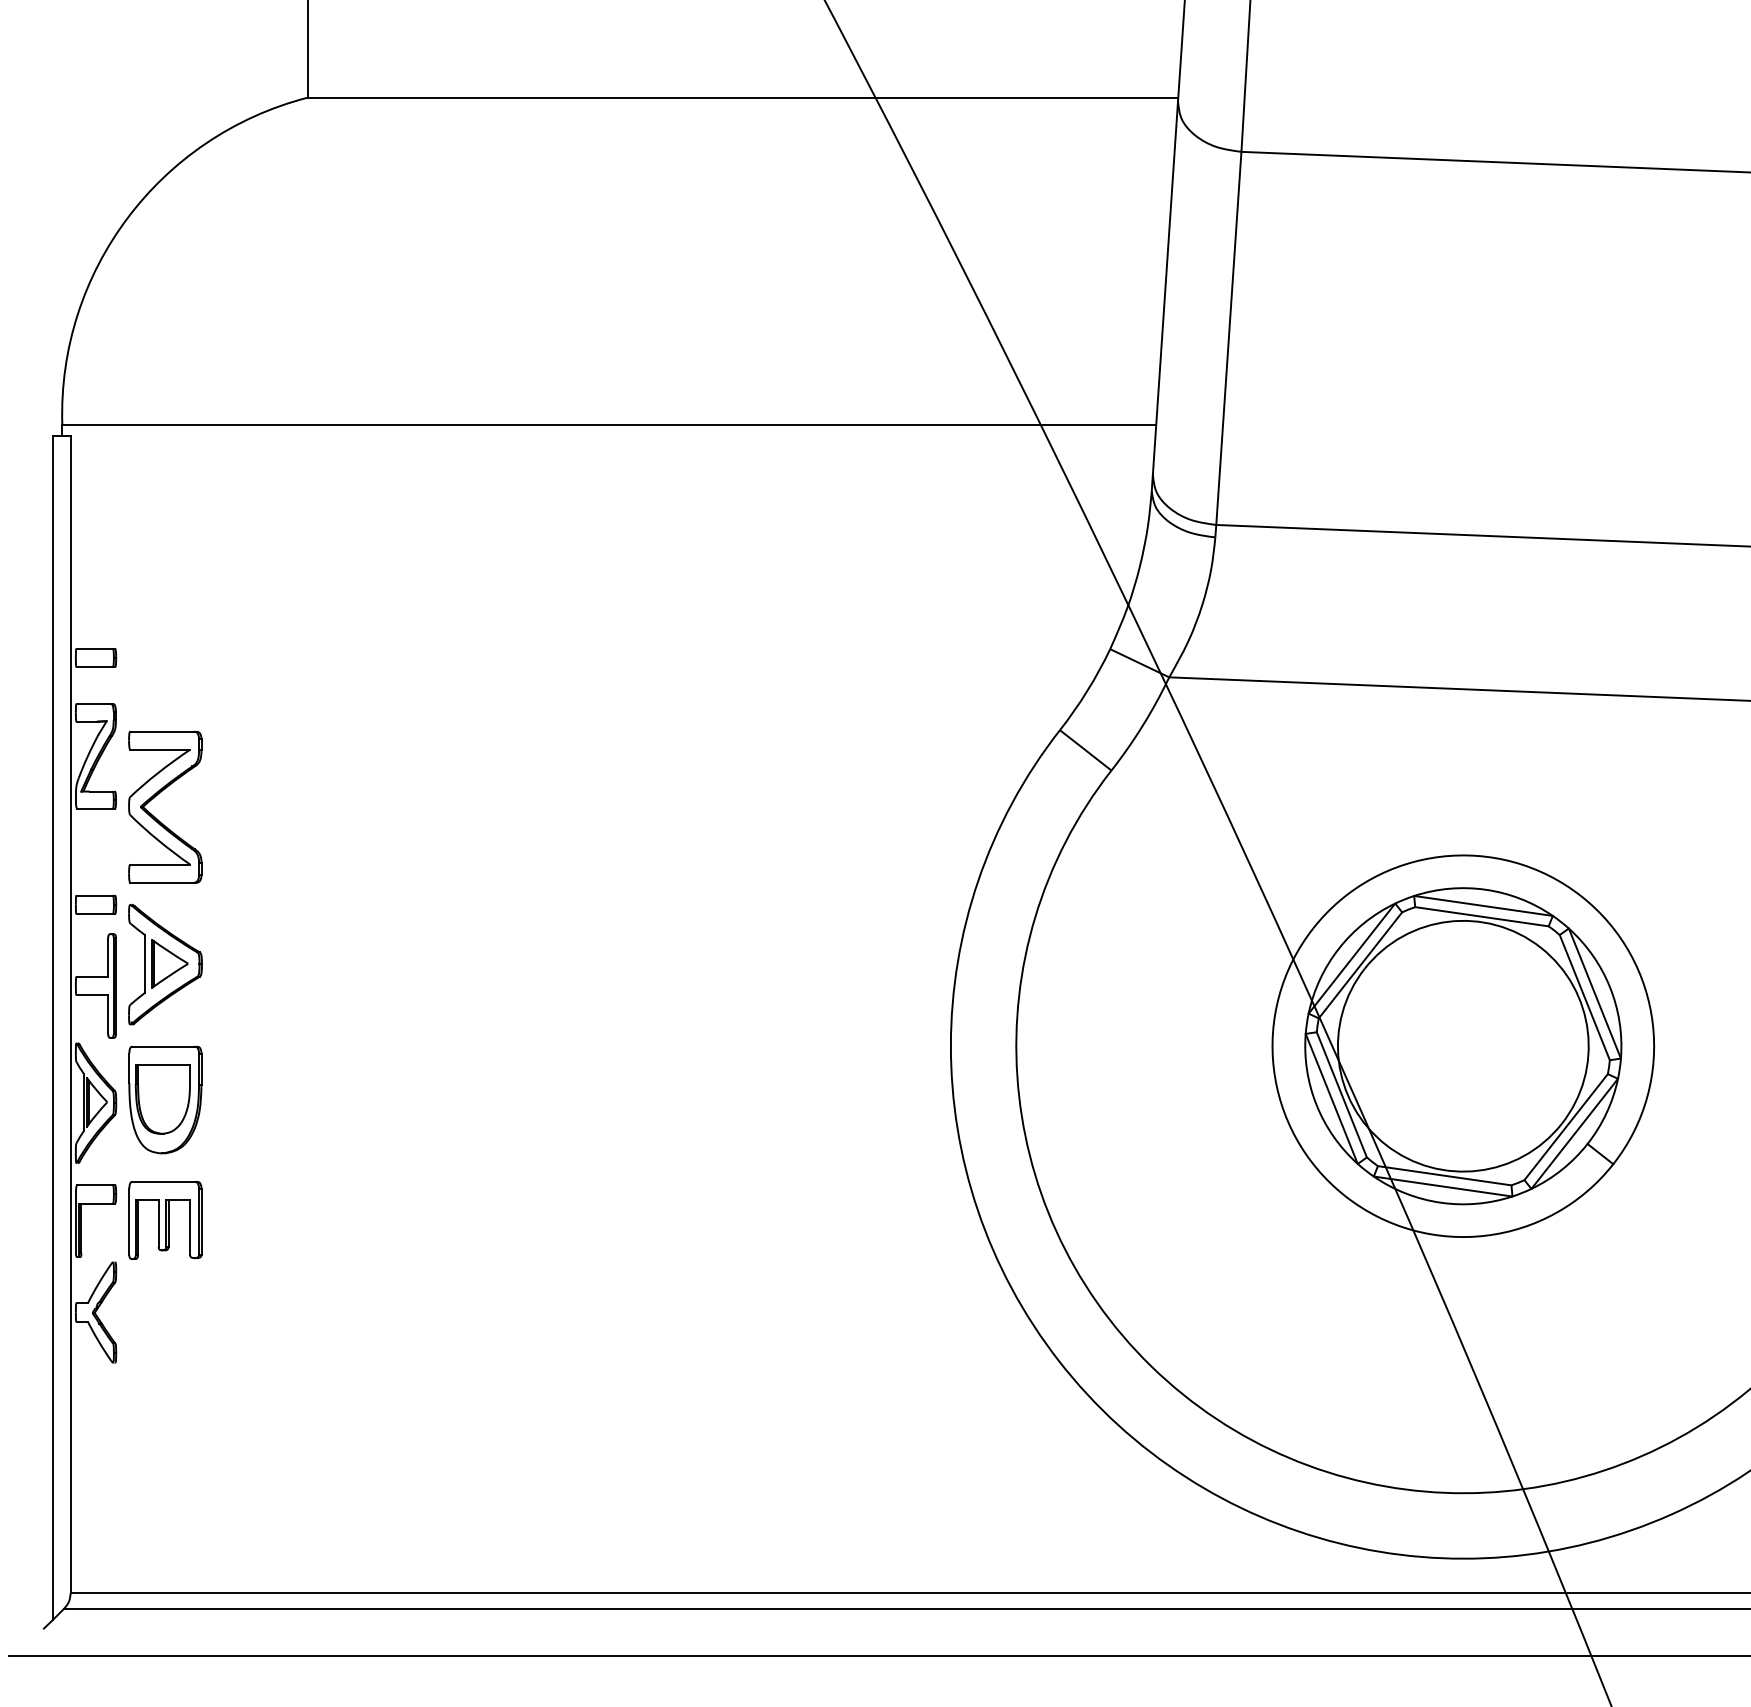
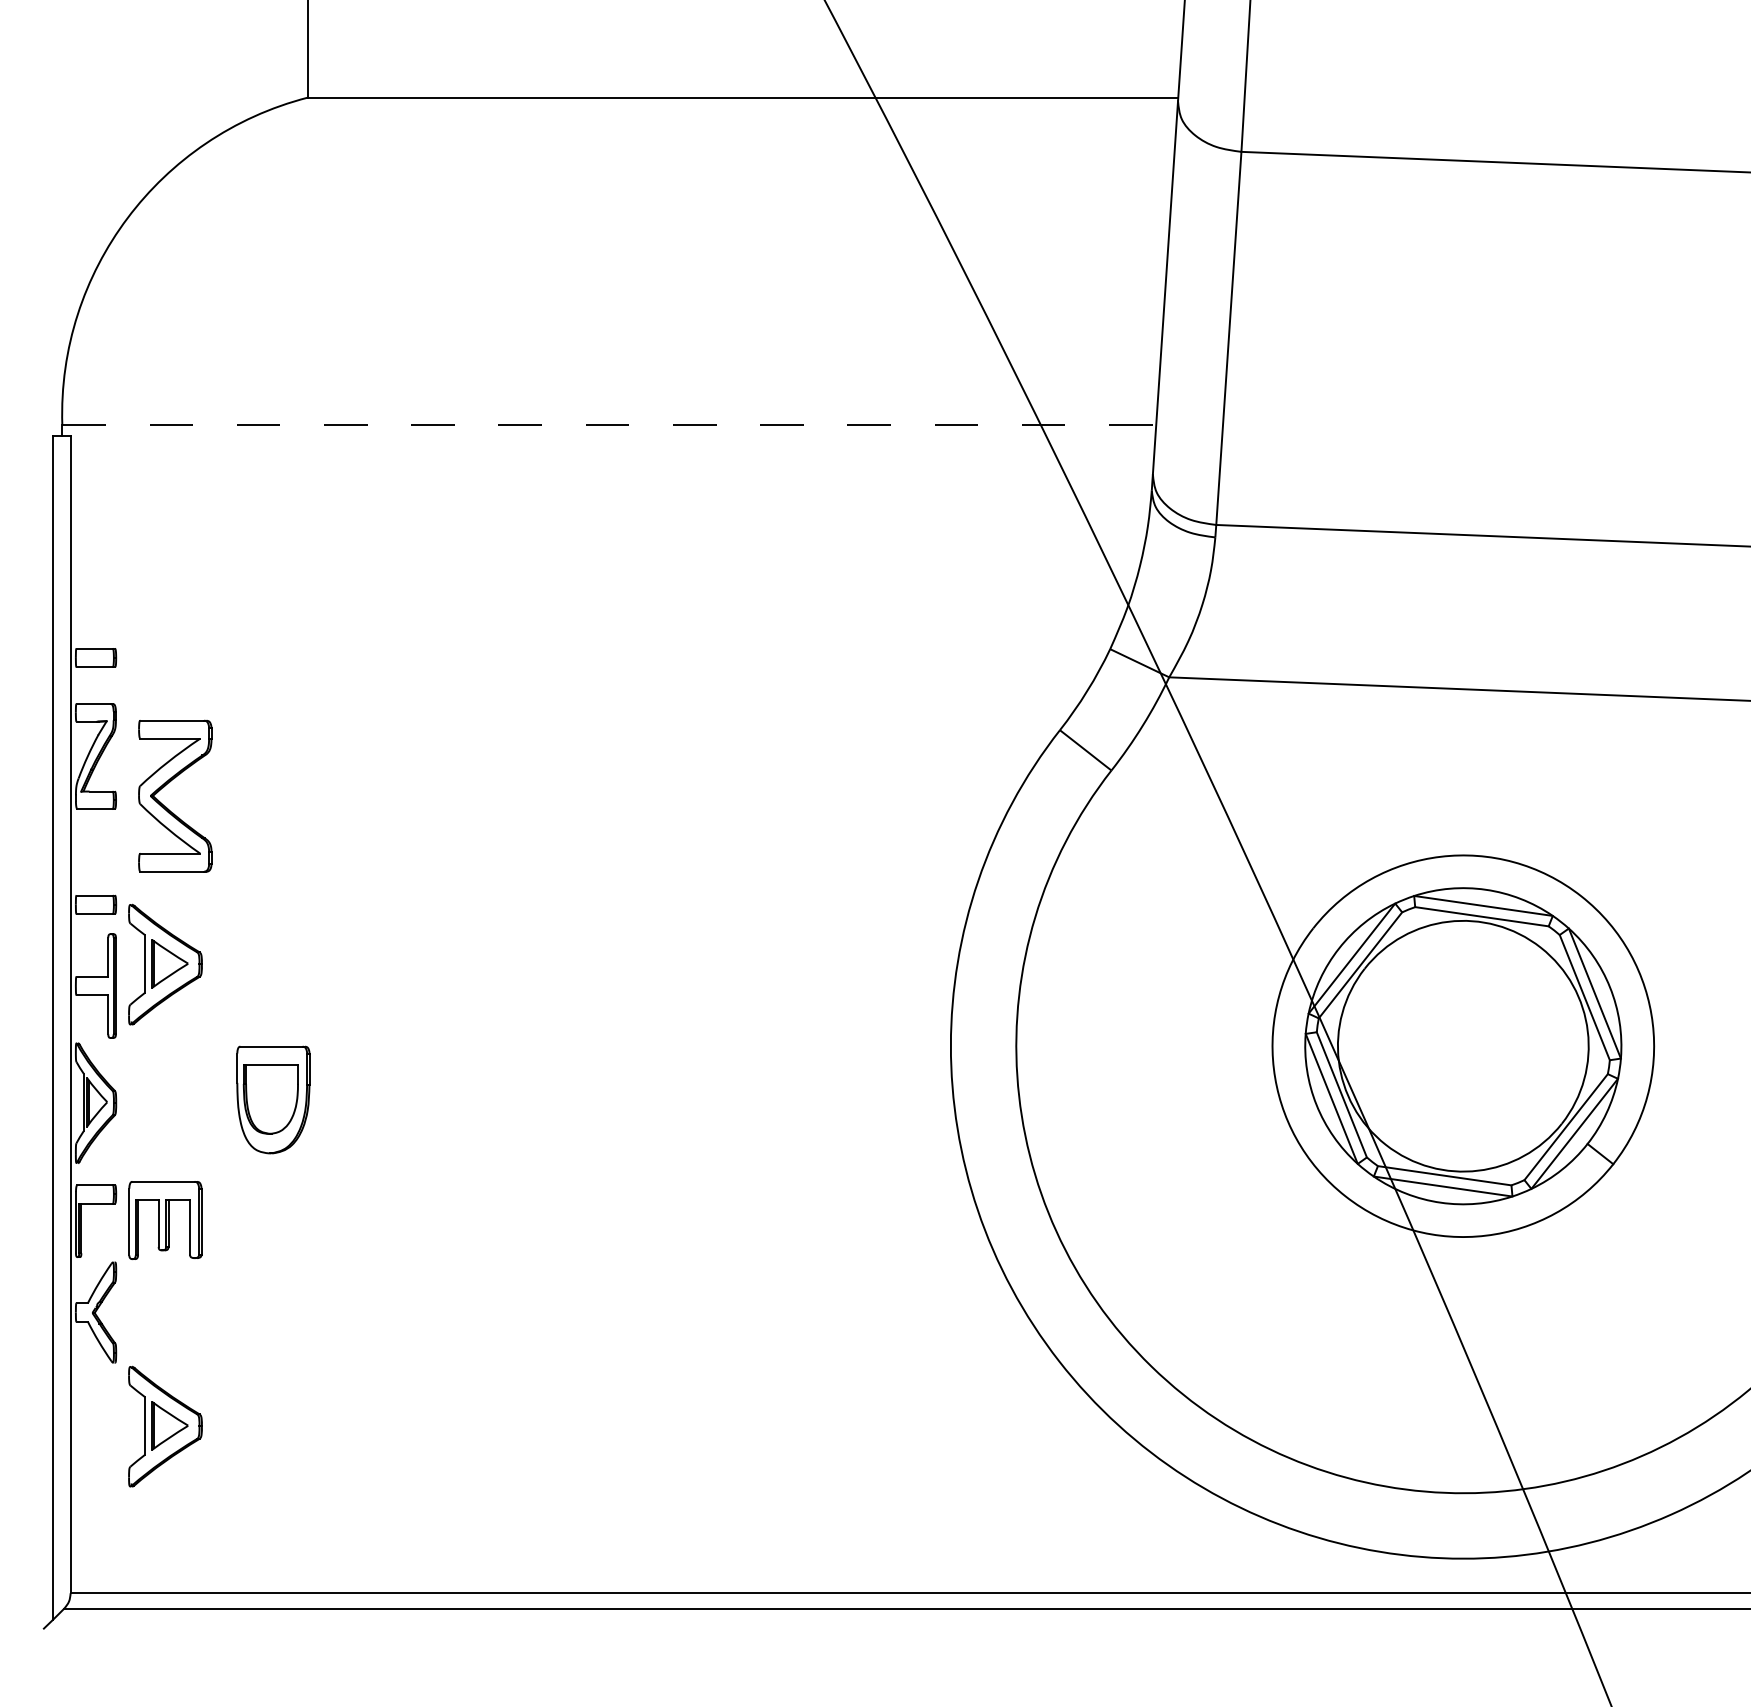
line: solid -> dashed (609, 424)
part position: (156, 796) -> (166, 785) (166, 785)
part position: (165, 1099) -> (273, 1099) (273, 1099)
part: none -> present (165, 1426)
line: present -> none (877, 1655)
